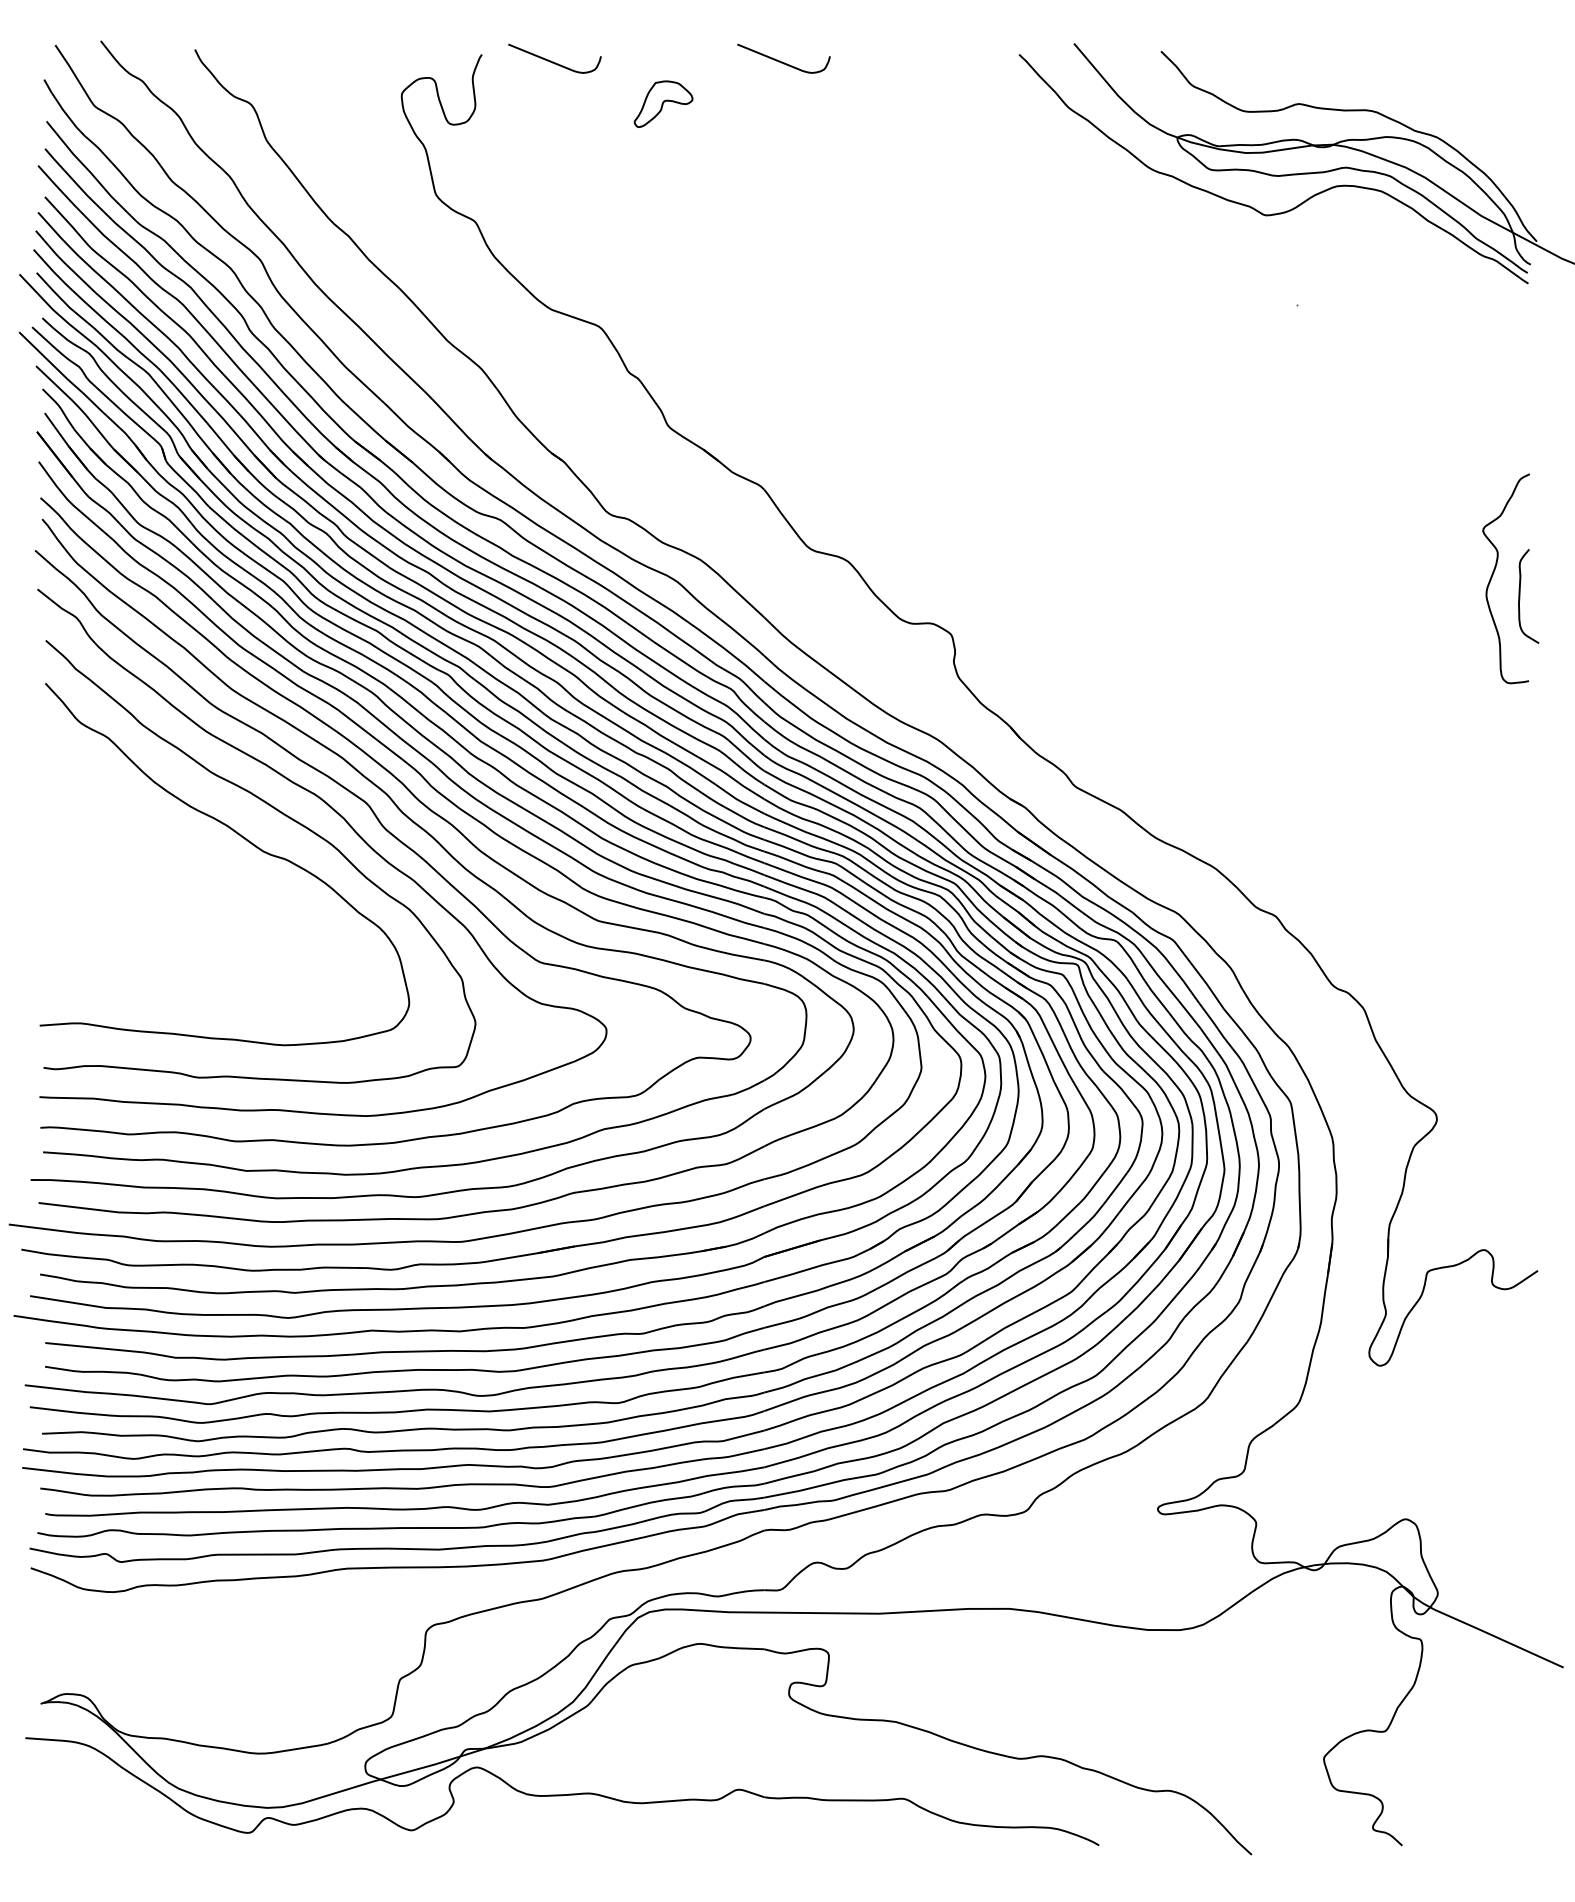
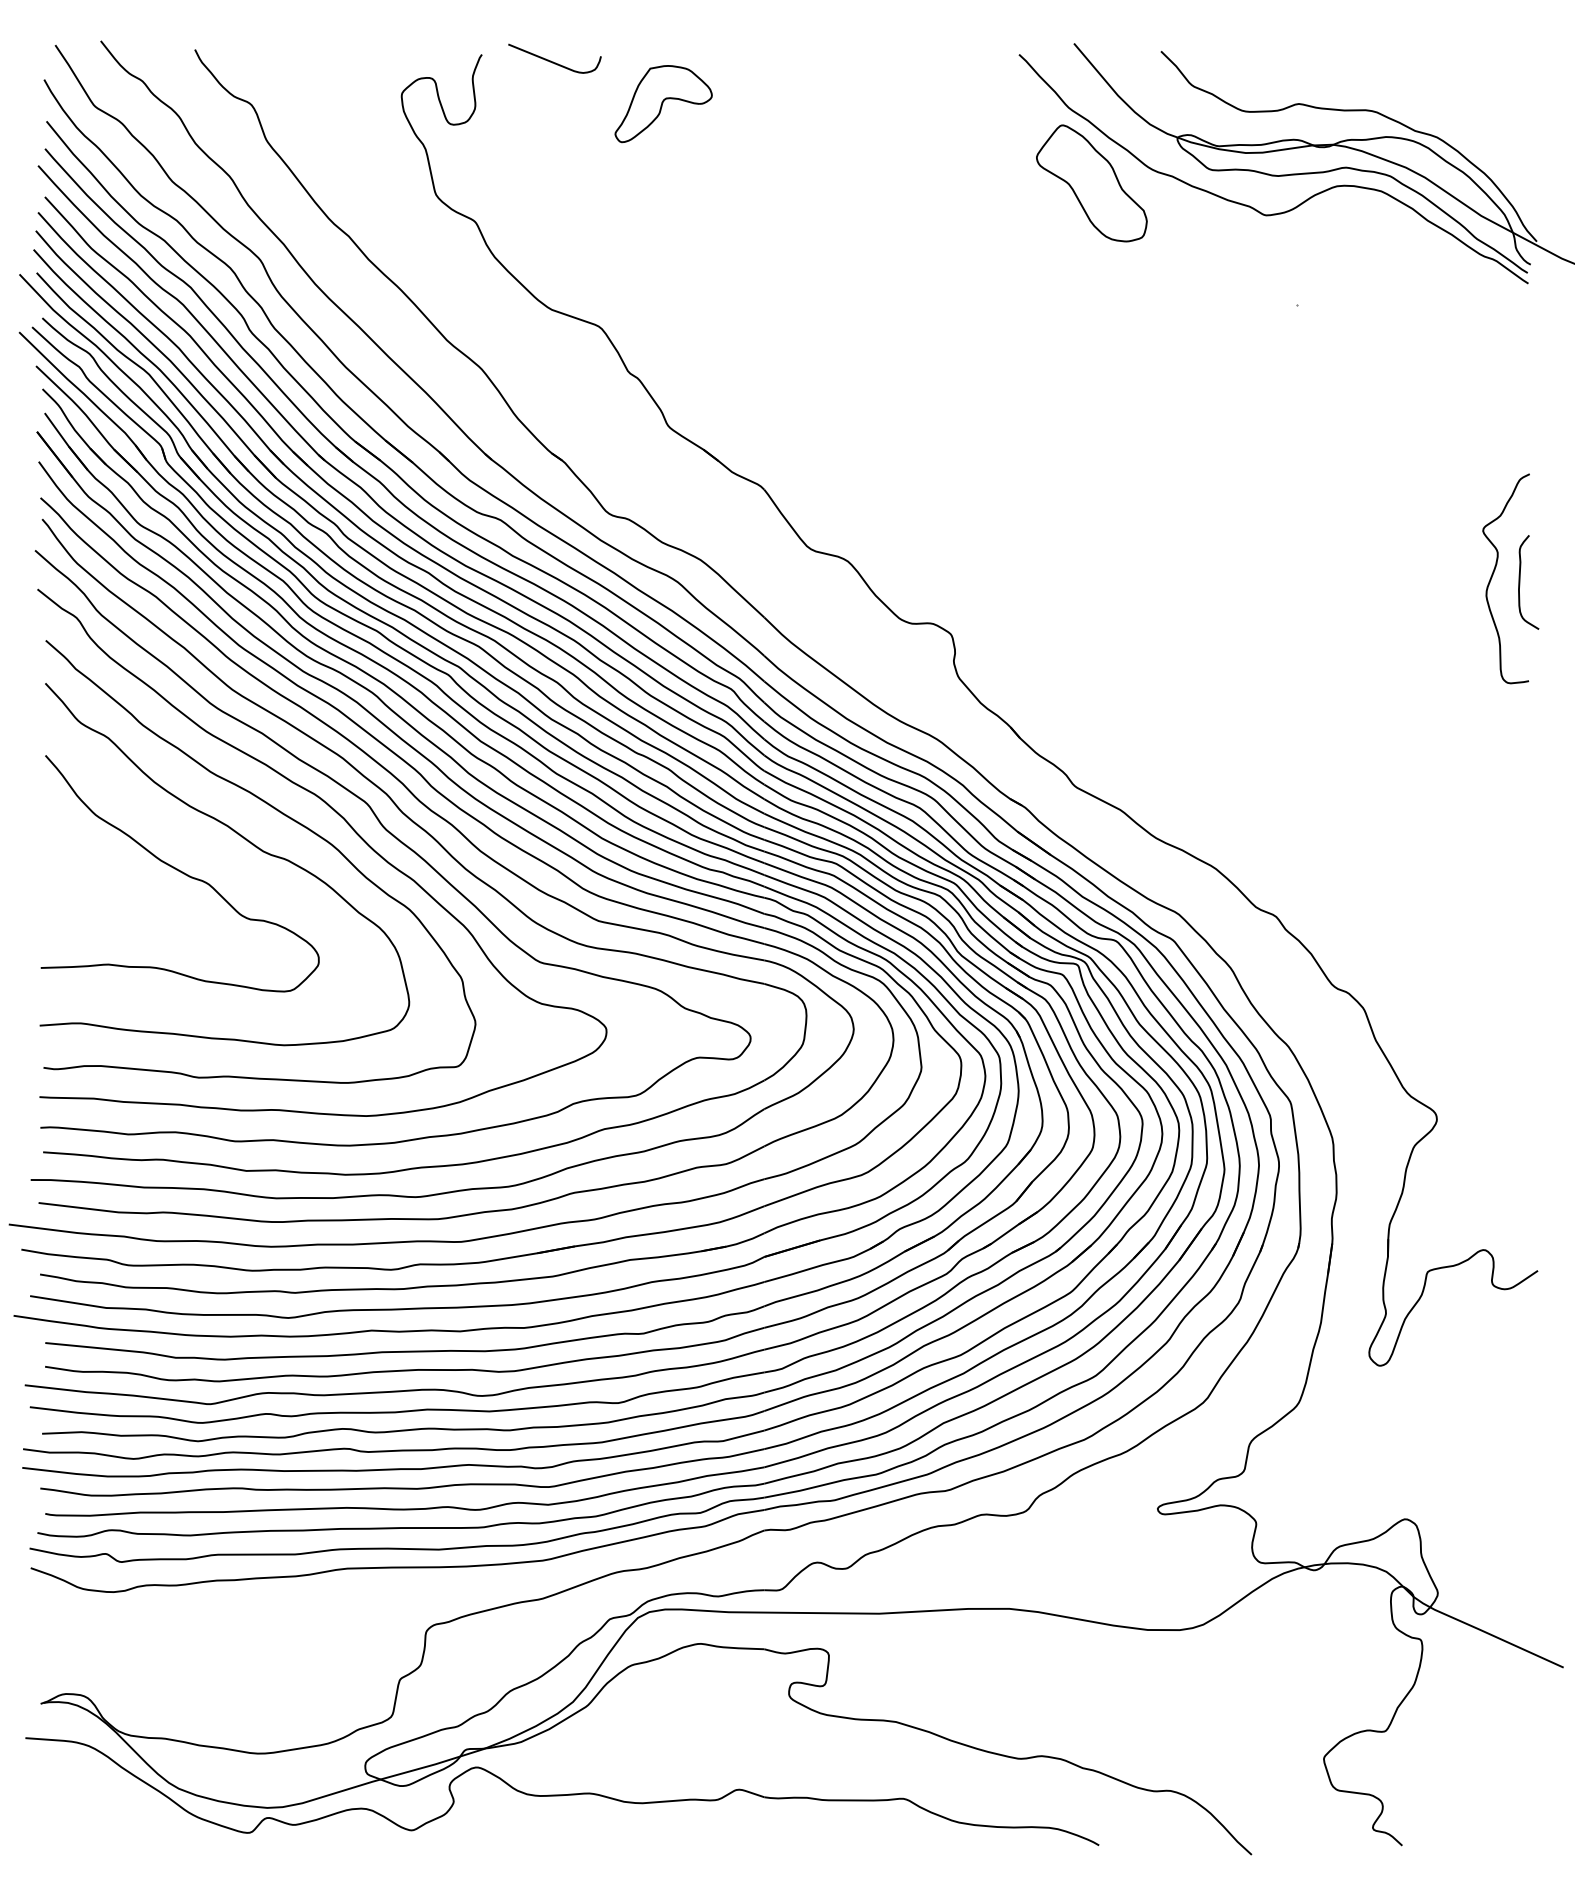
curve: present -> none (782, 61)
part size: 61x48 px -> 99x79 px (663, 104)
part: none -> present (1091, 183)
curve position: (1520, 596) -> (1520, 582) (1520, 582)
curve: none -> present (180, 872)
